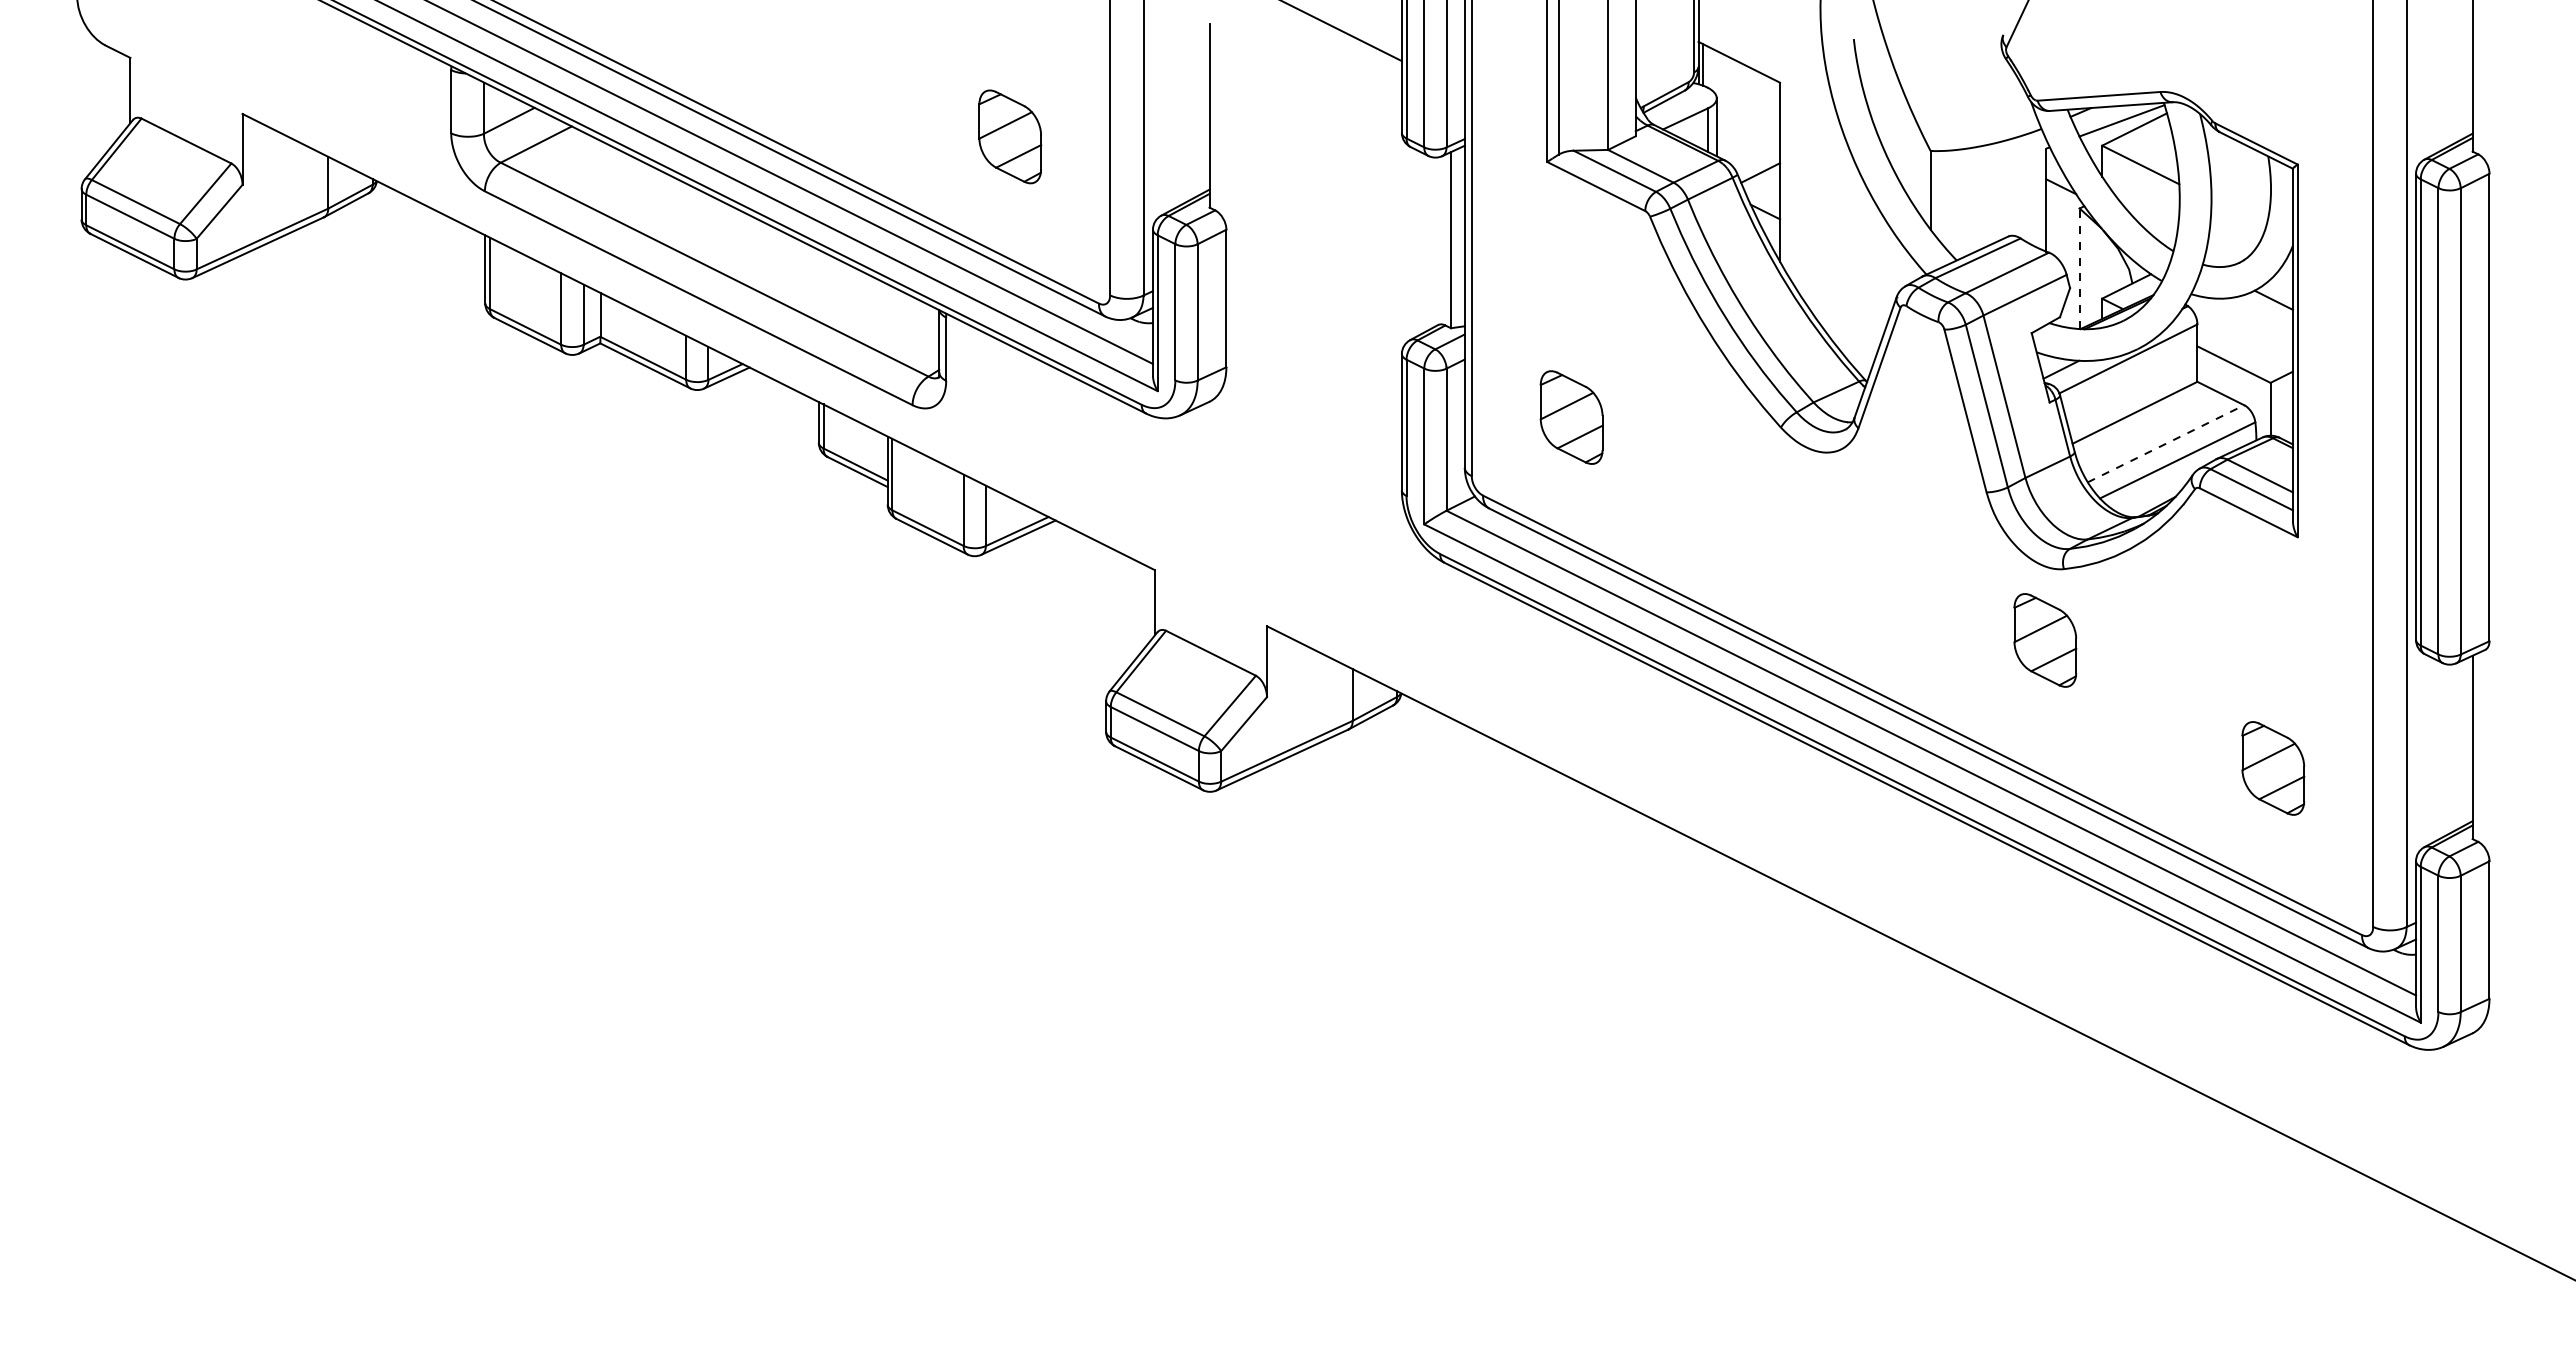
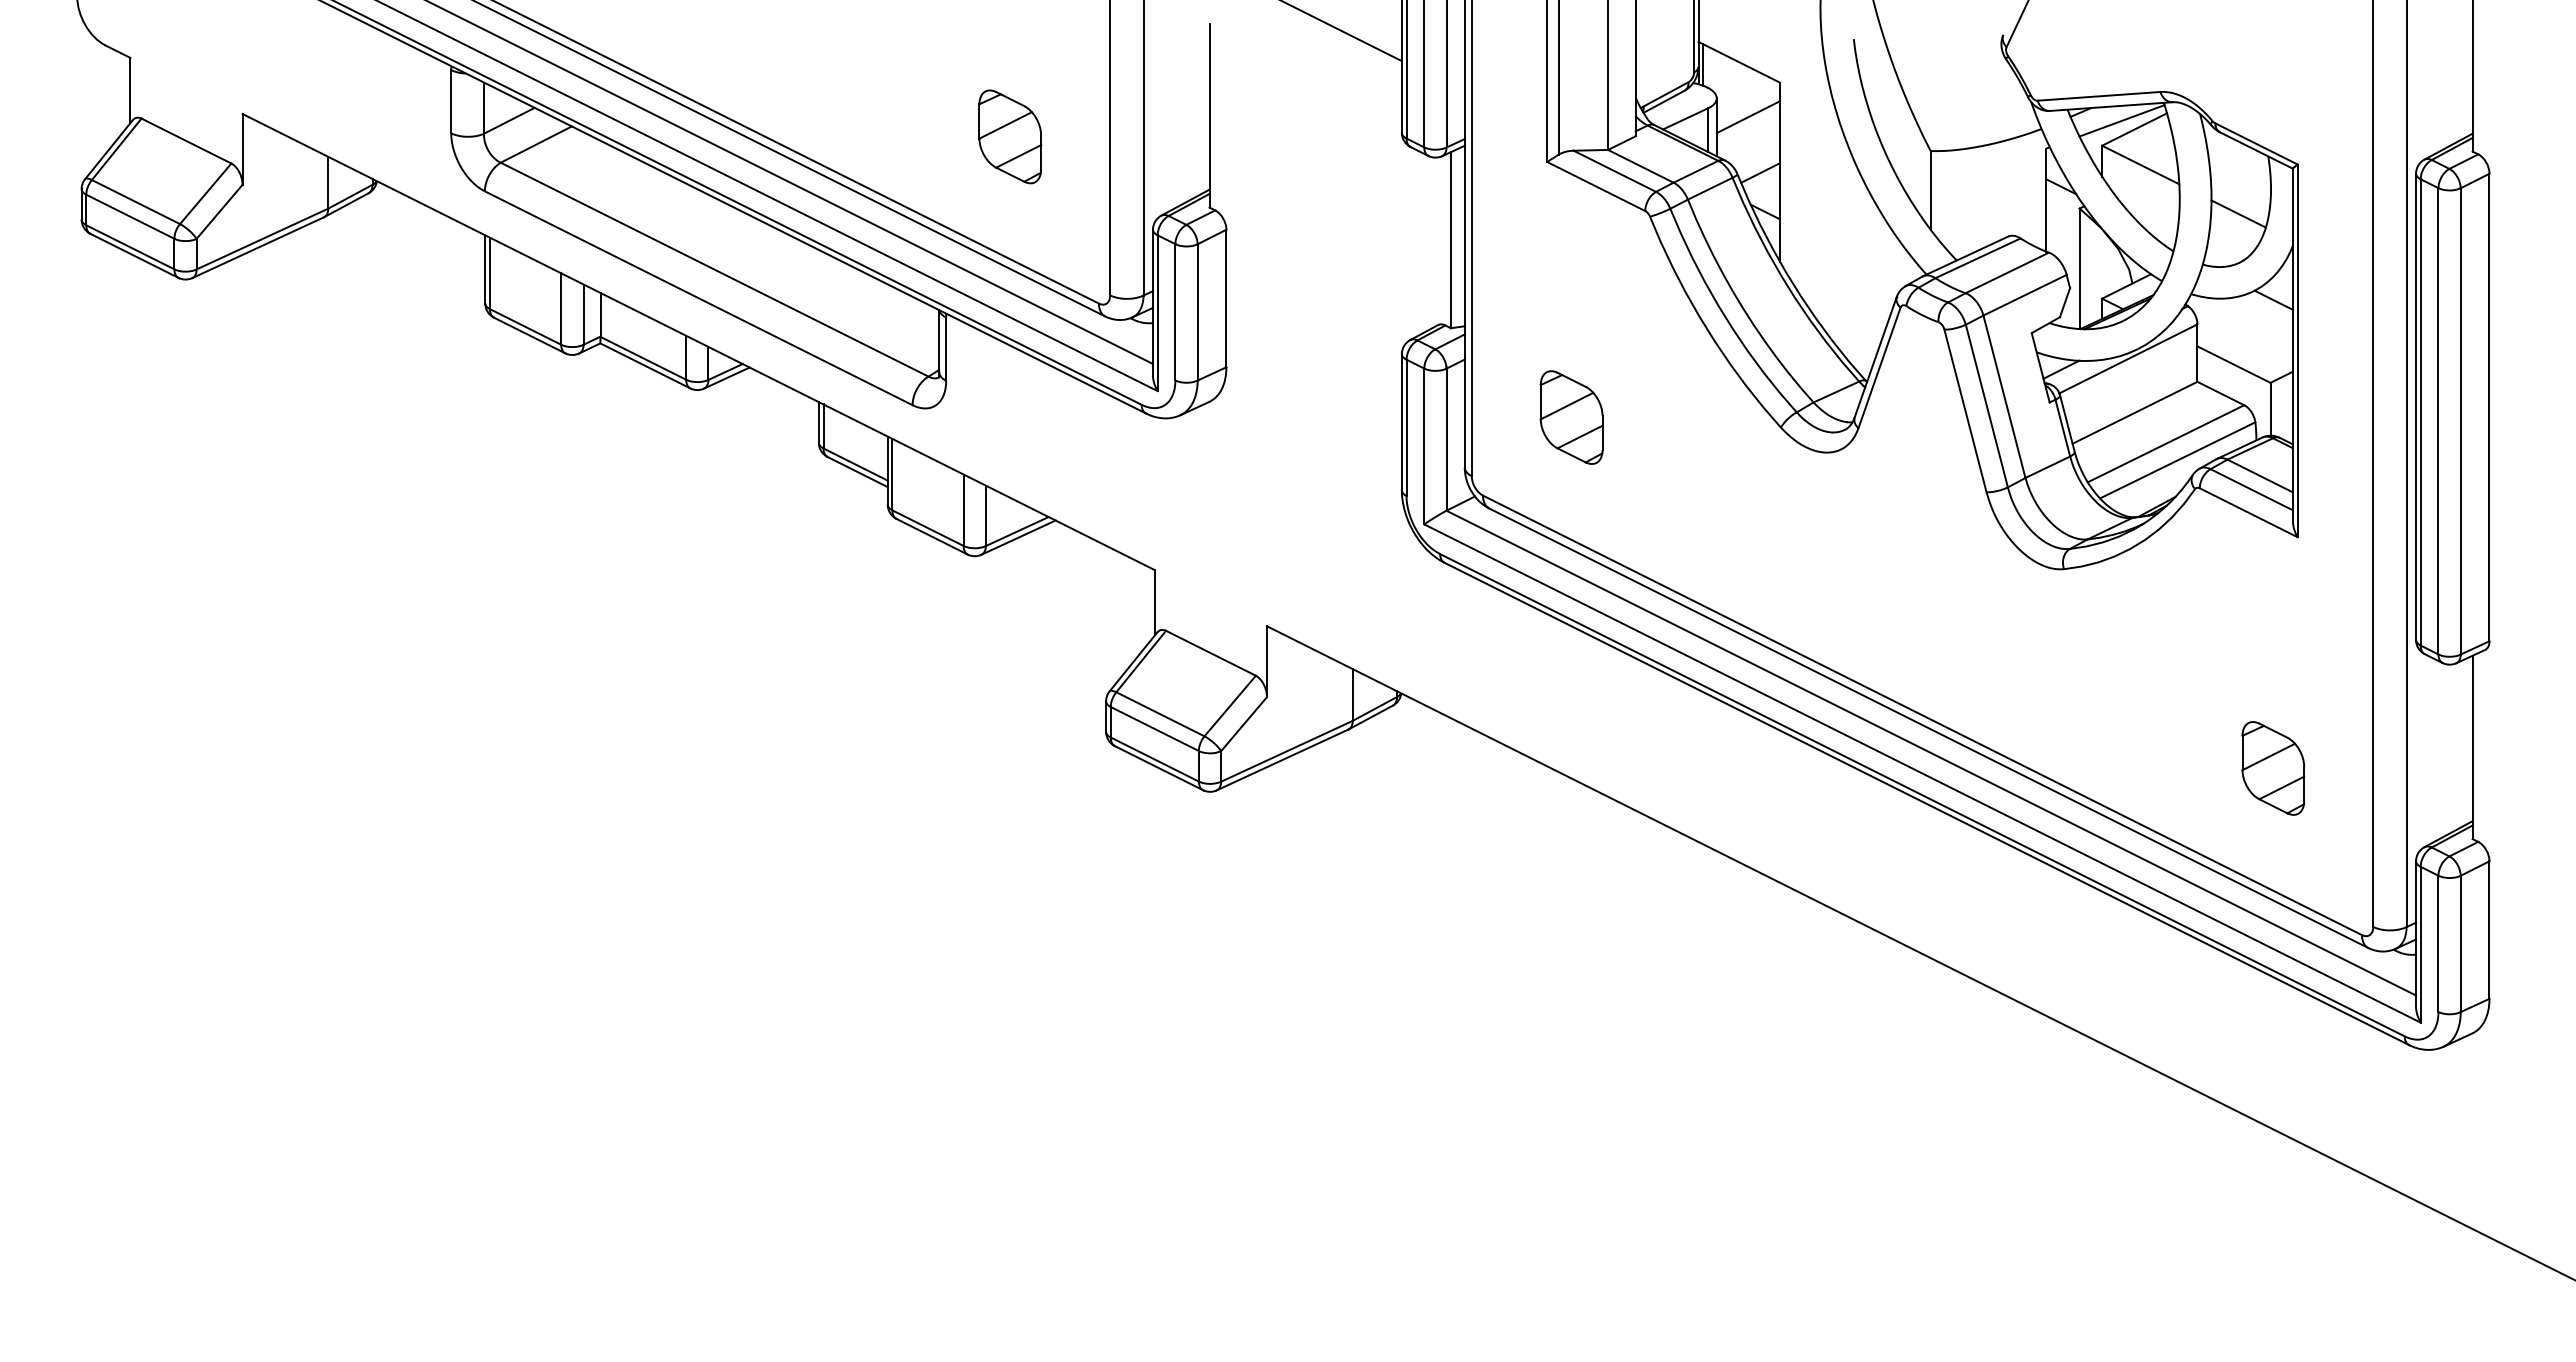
line: none -> present (1748, 117)
line: none -> present (2238, 213)
line: dashed -> solid (2079, 268)
line: dashed -> solid (2166, 443)
part: present -> none (2045, 640)
